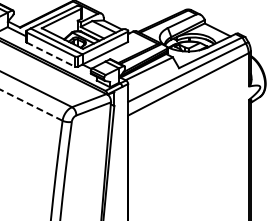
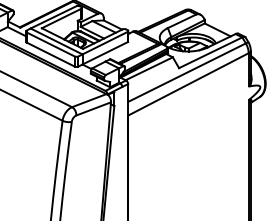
line: dashed -> solid (50, 54)
line: dashed -> solid (31, 105)
